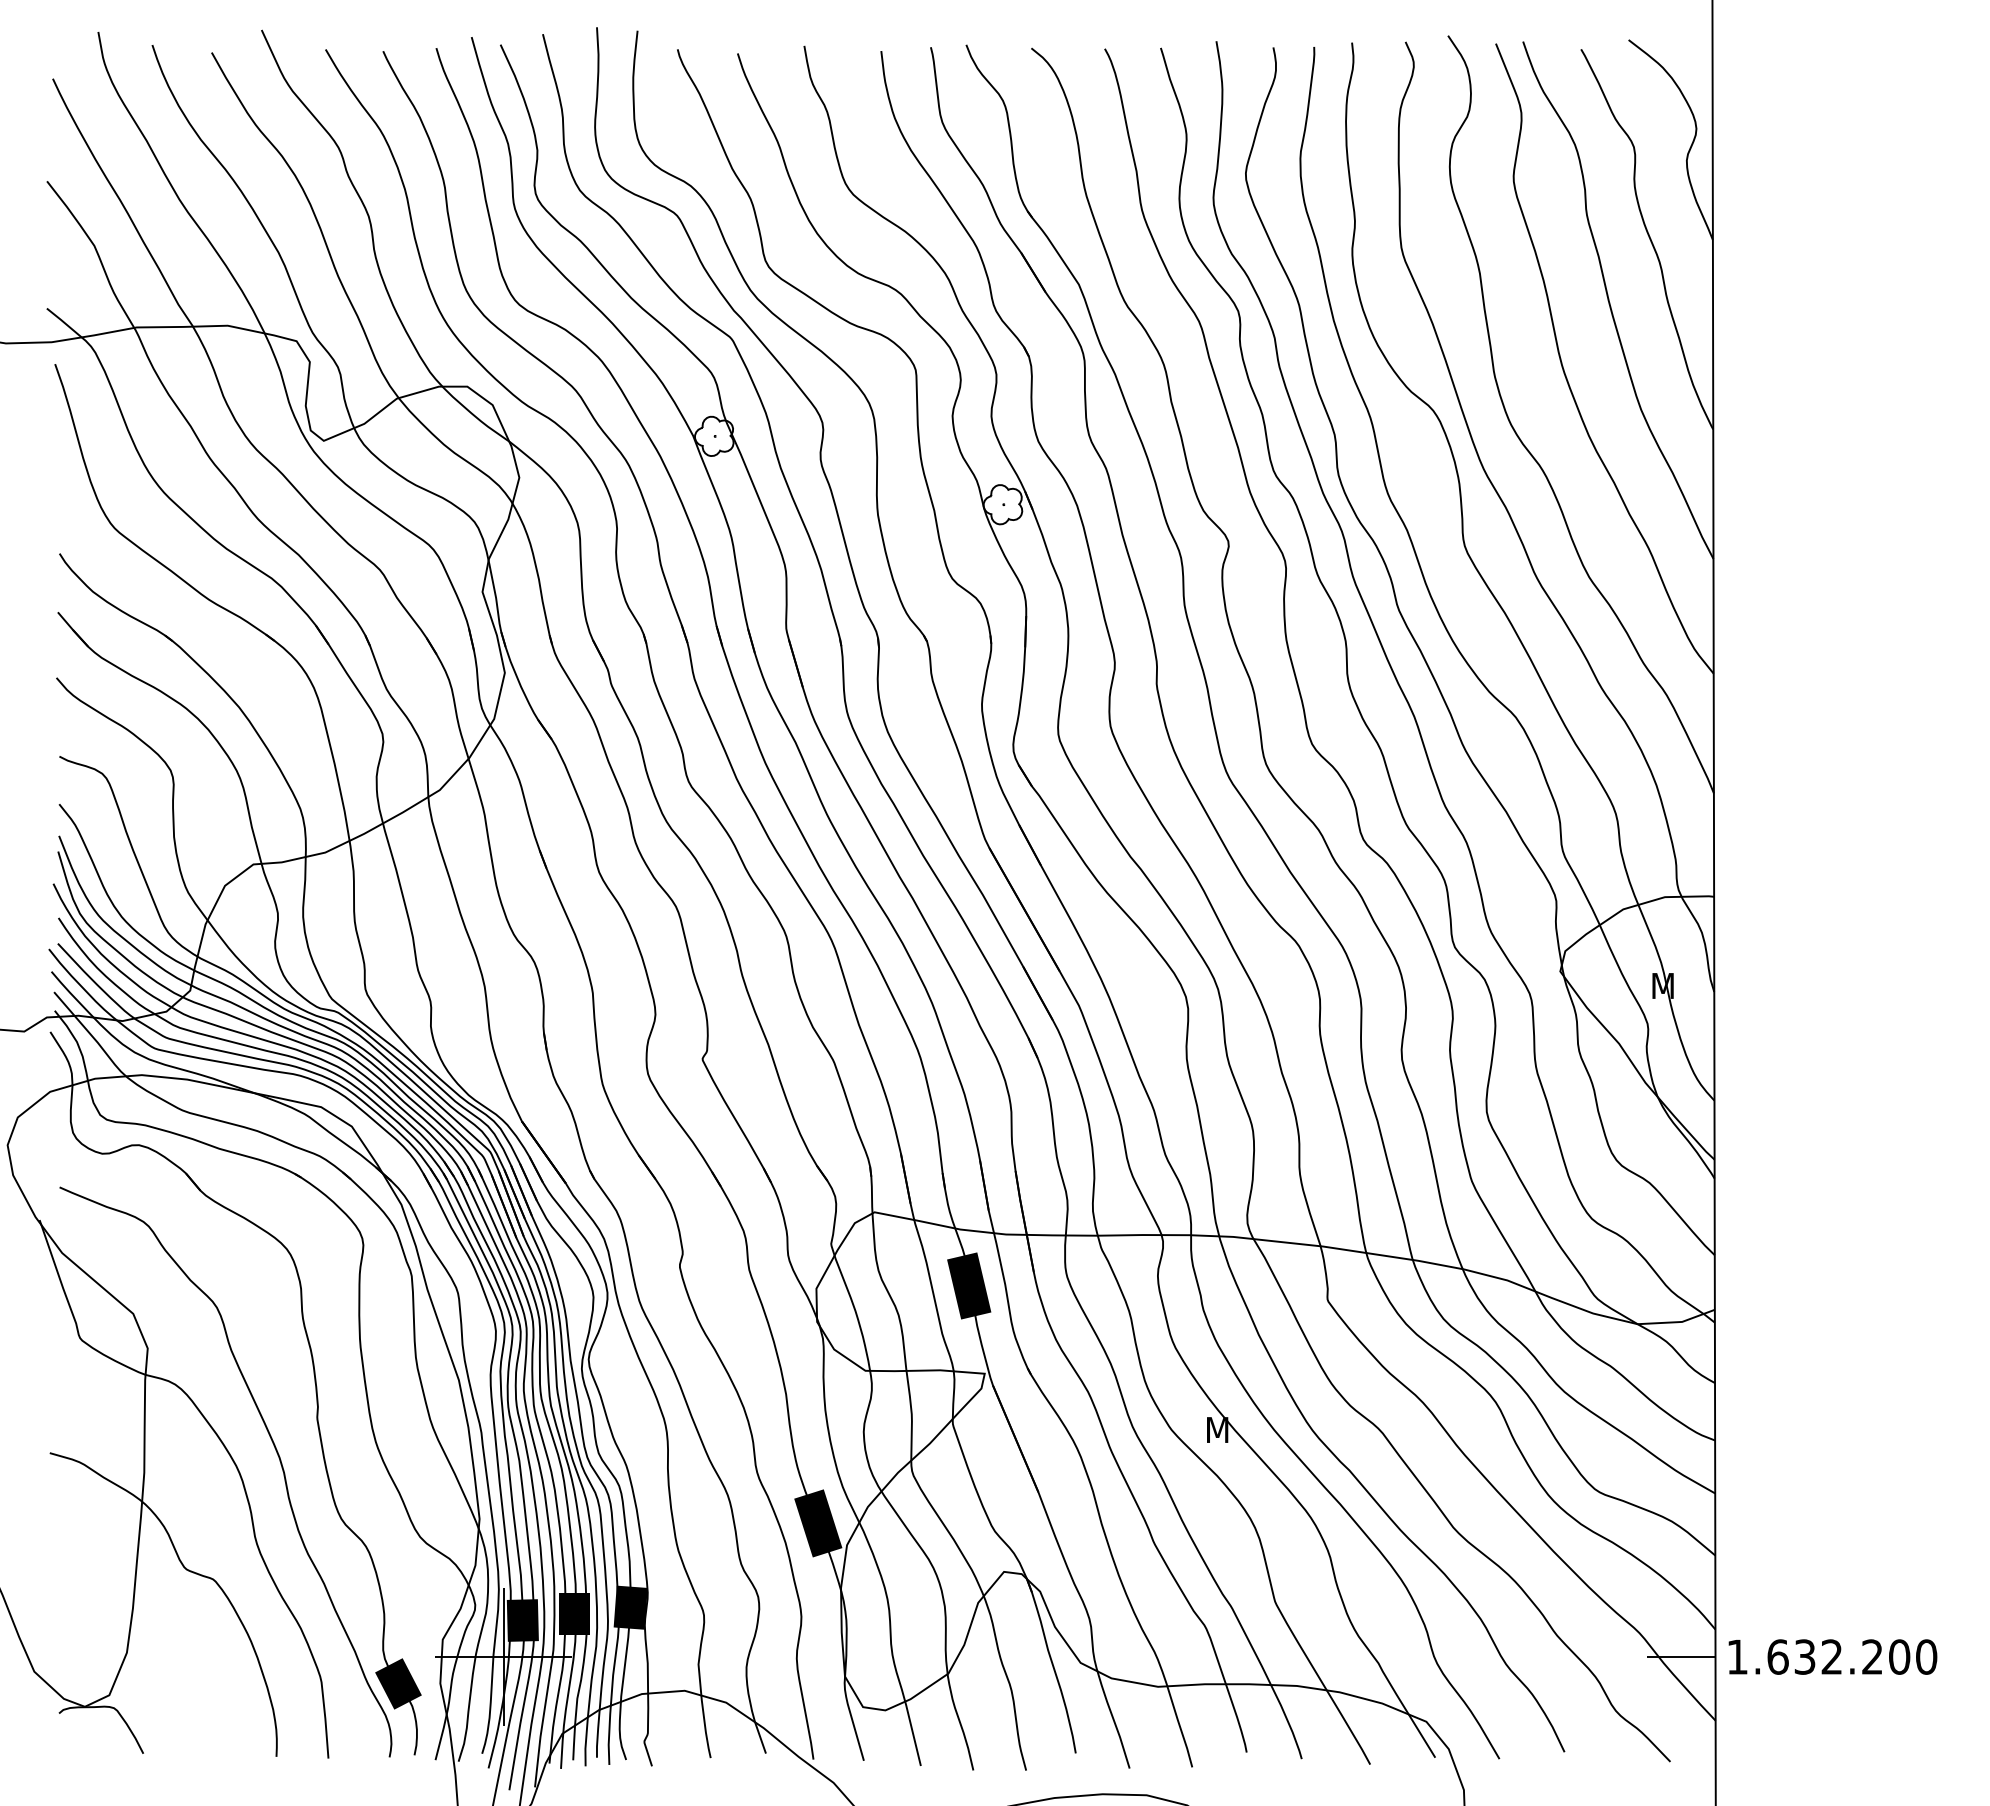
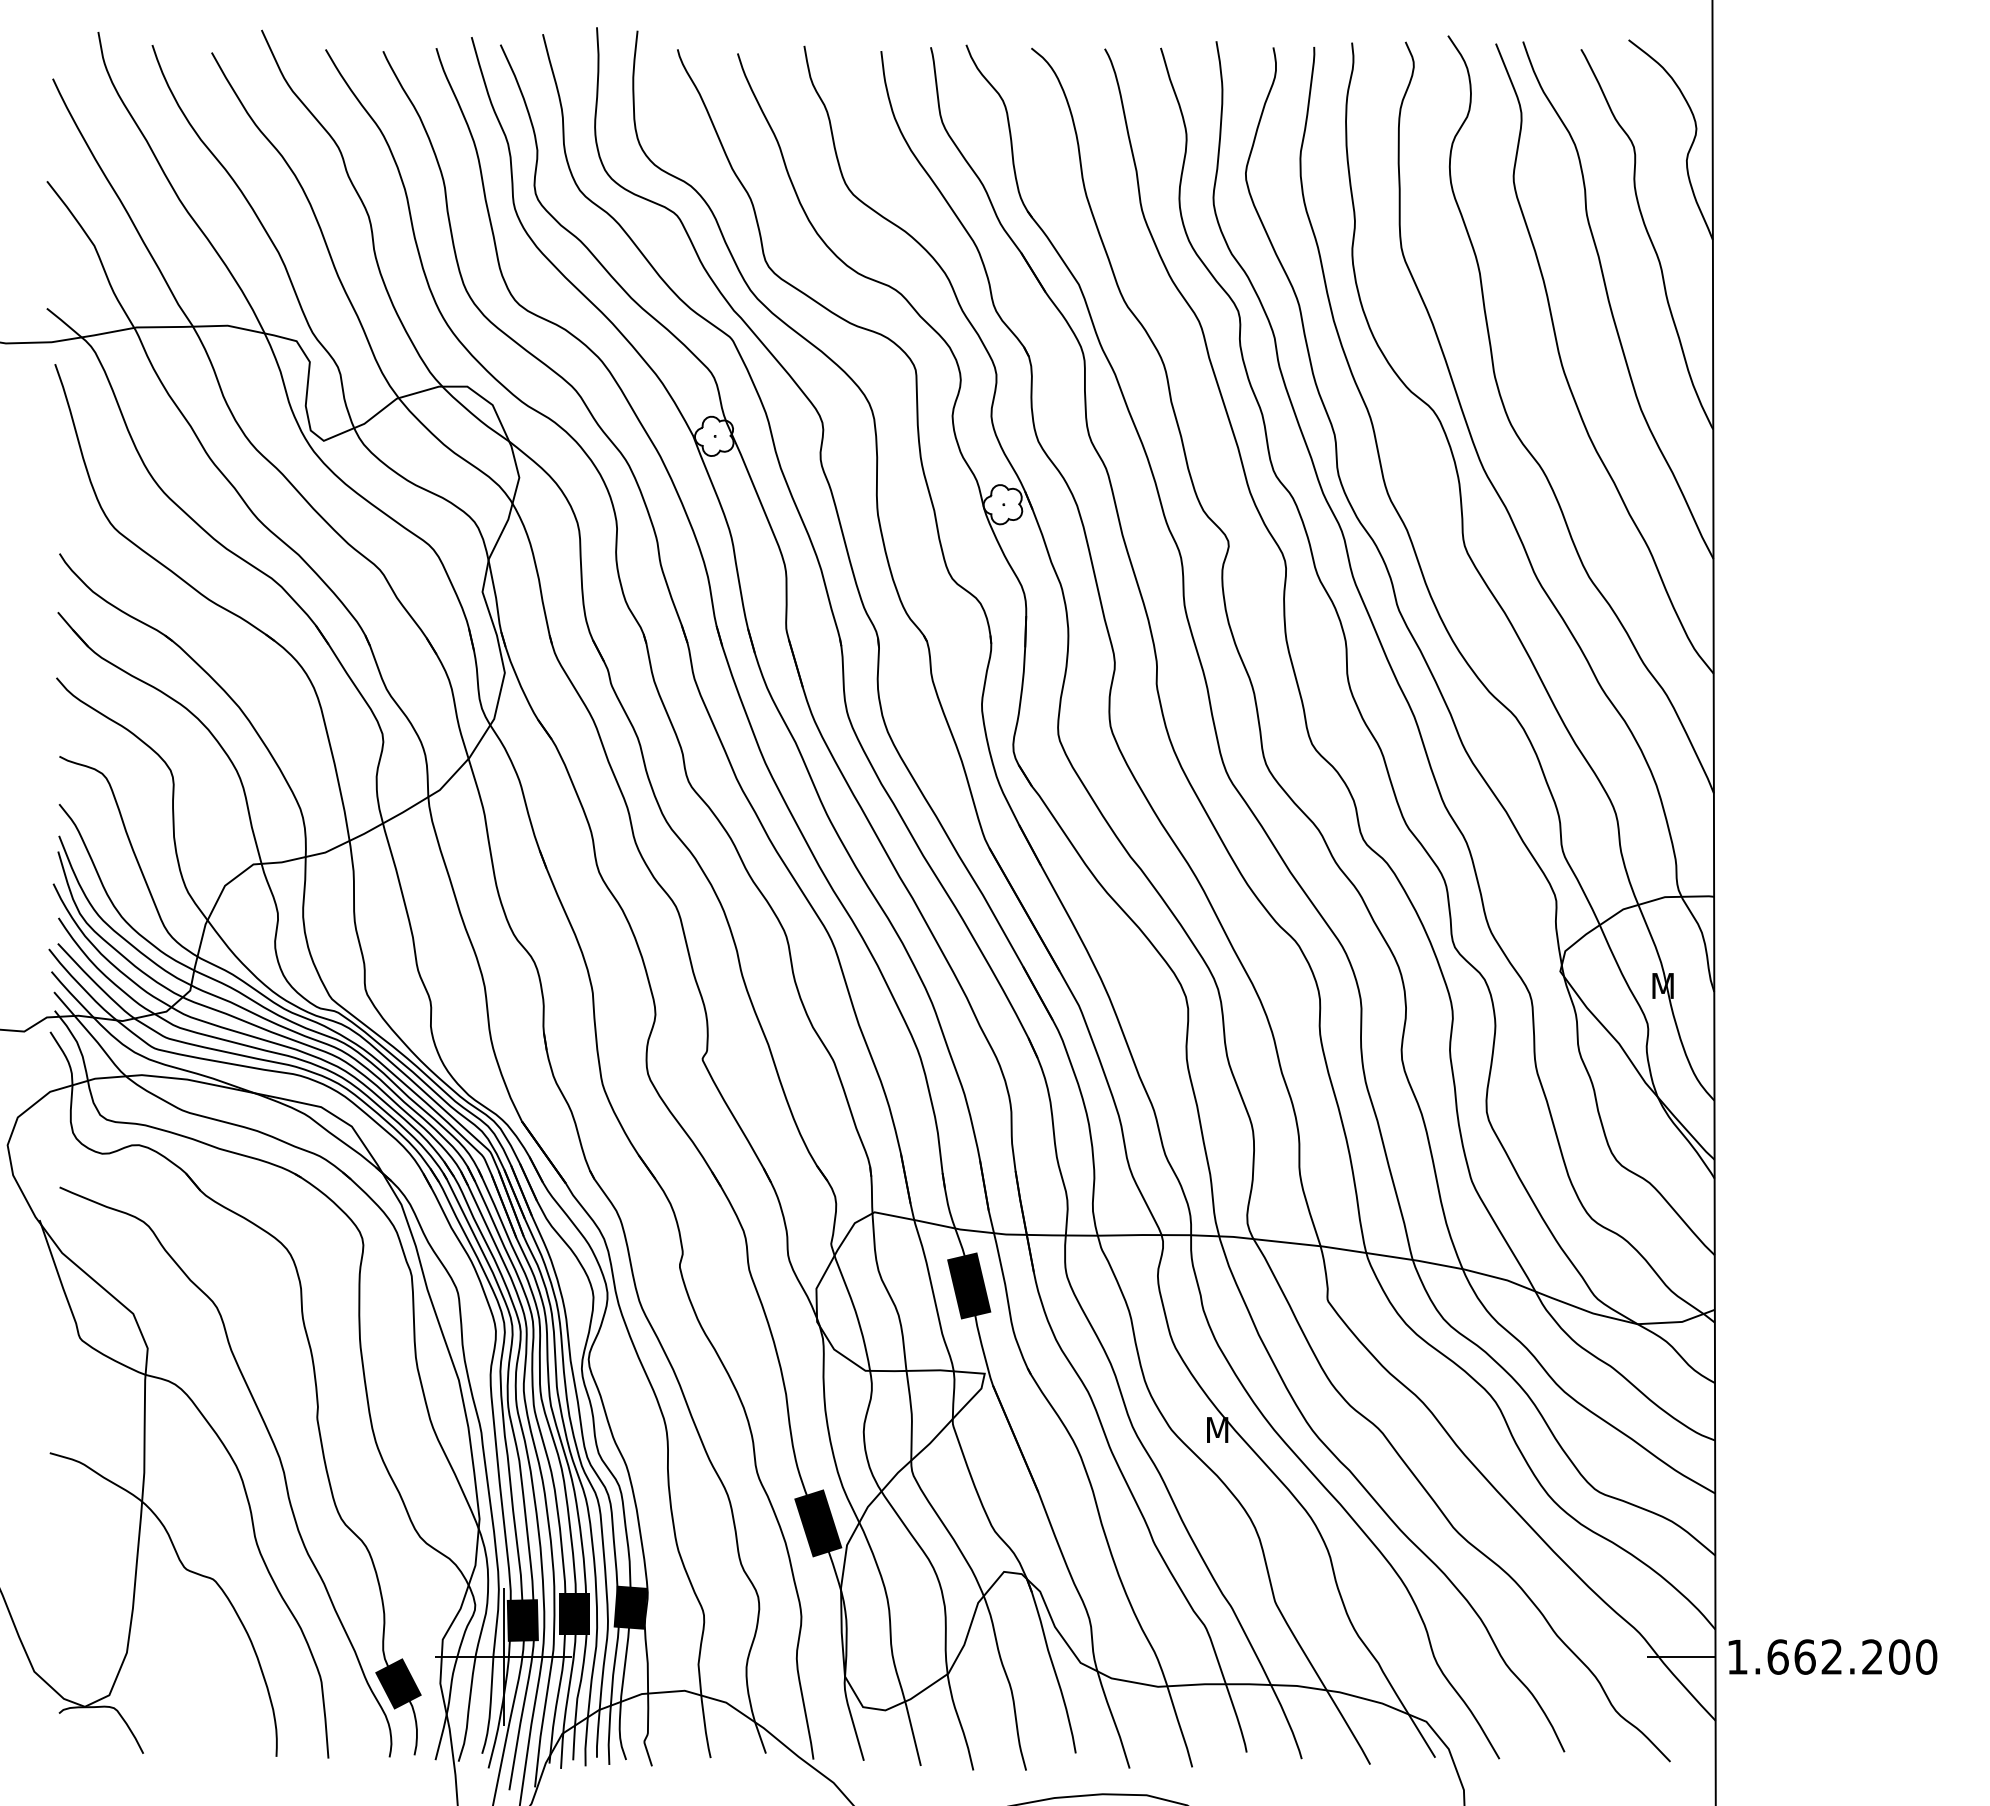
text: 1.632.200 -> 1.662.200 (1804, 1656)
